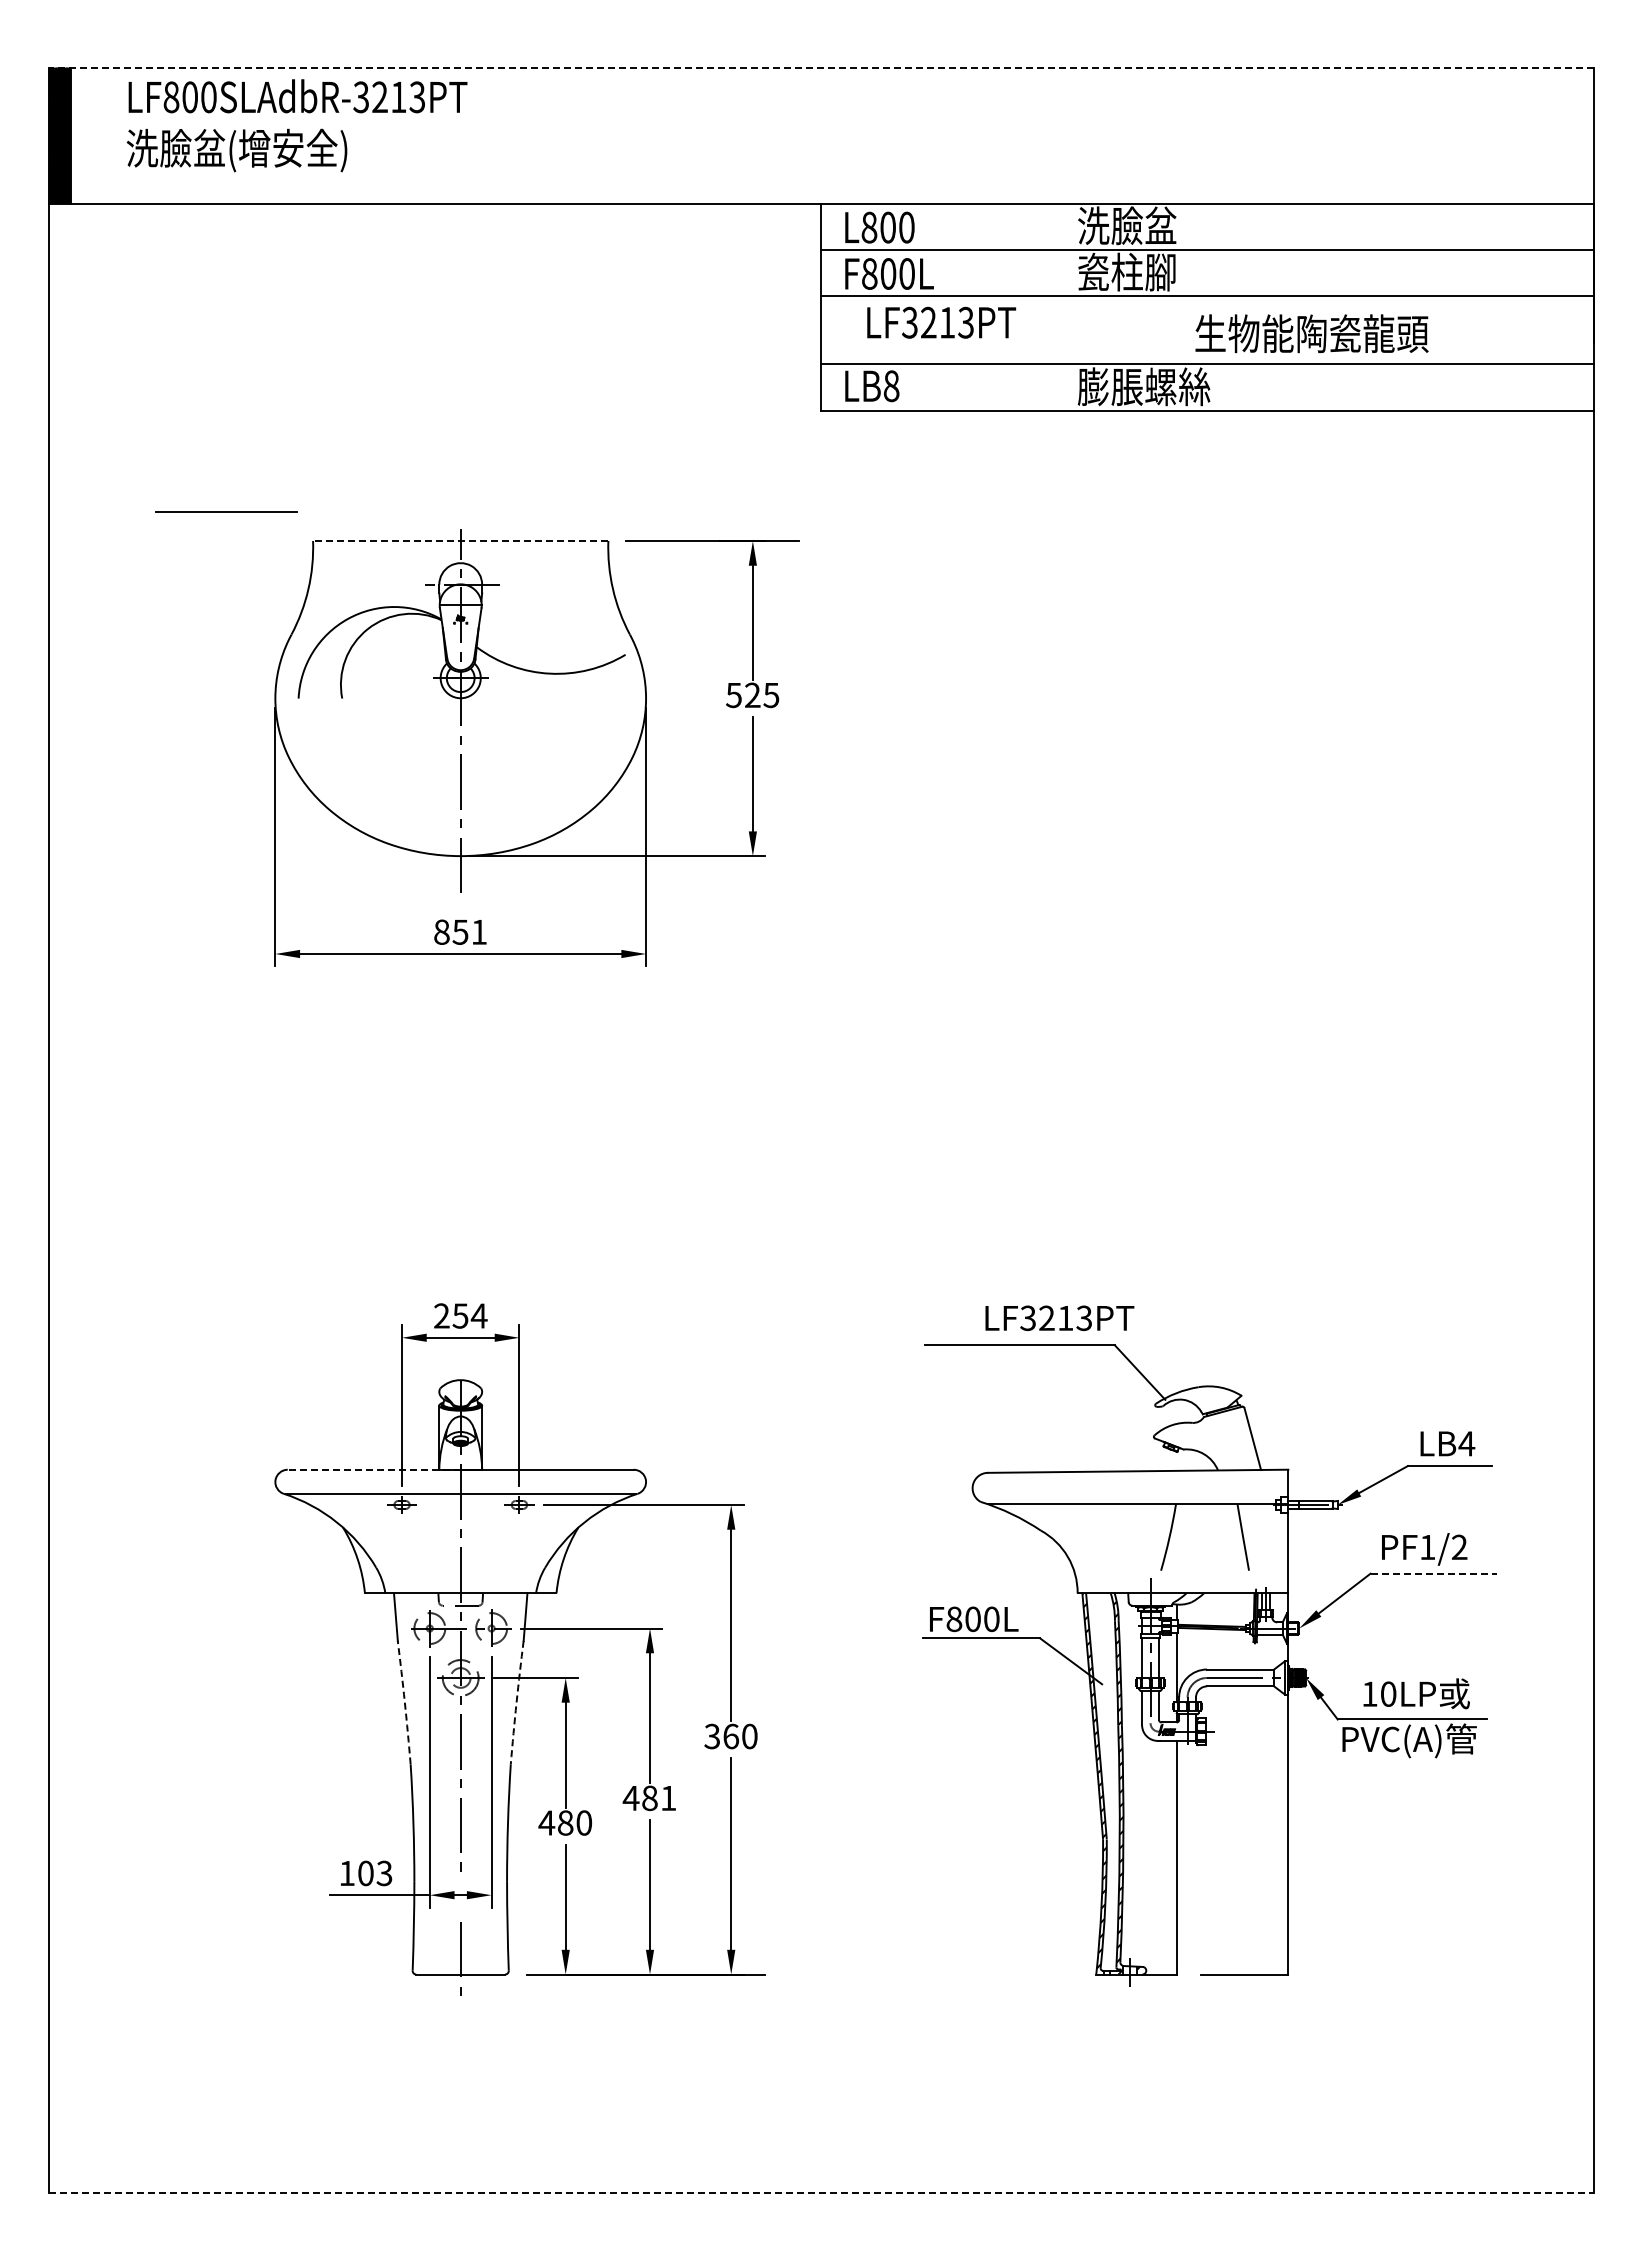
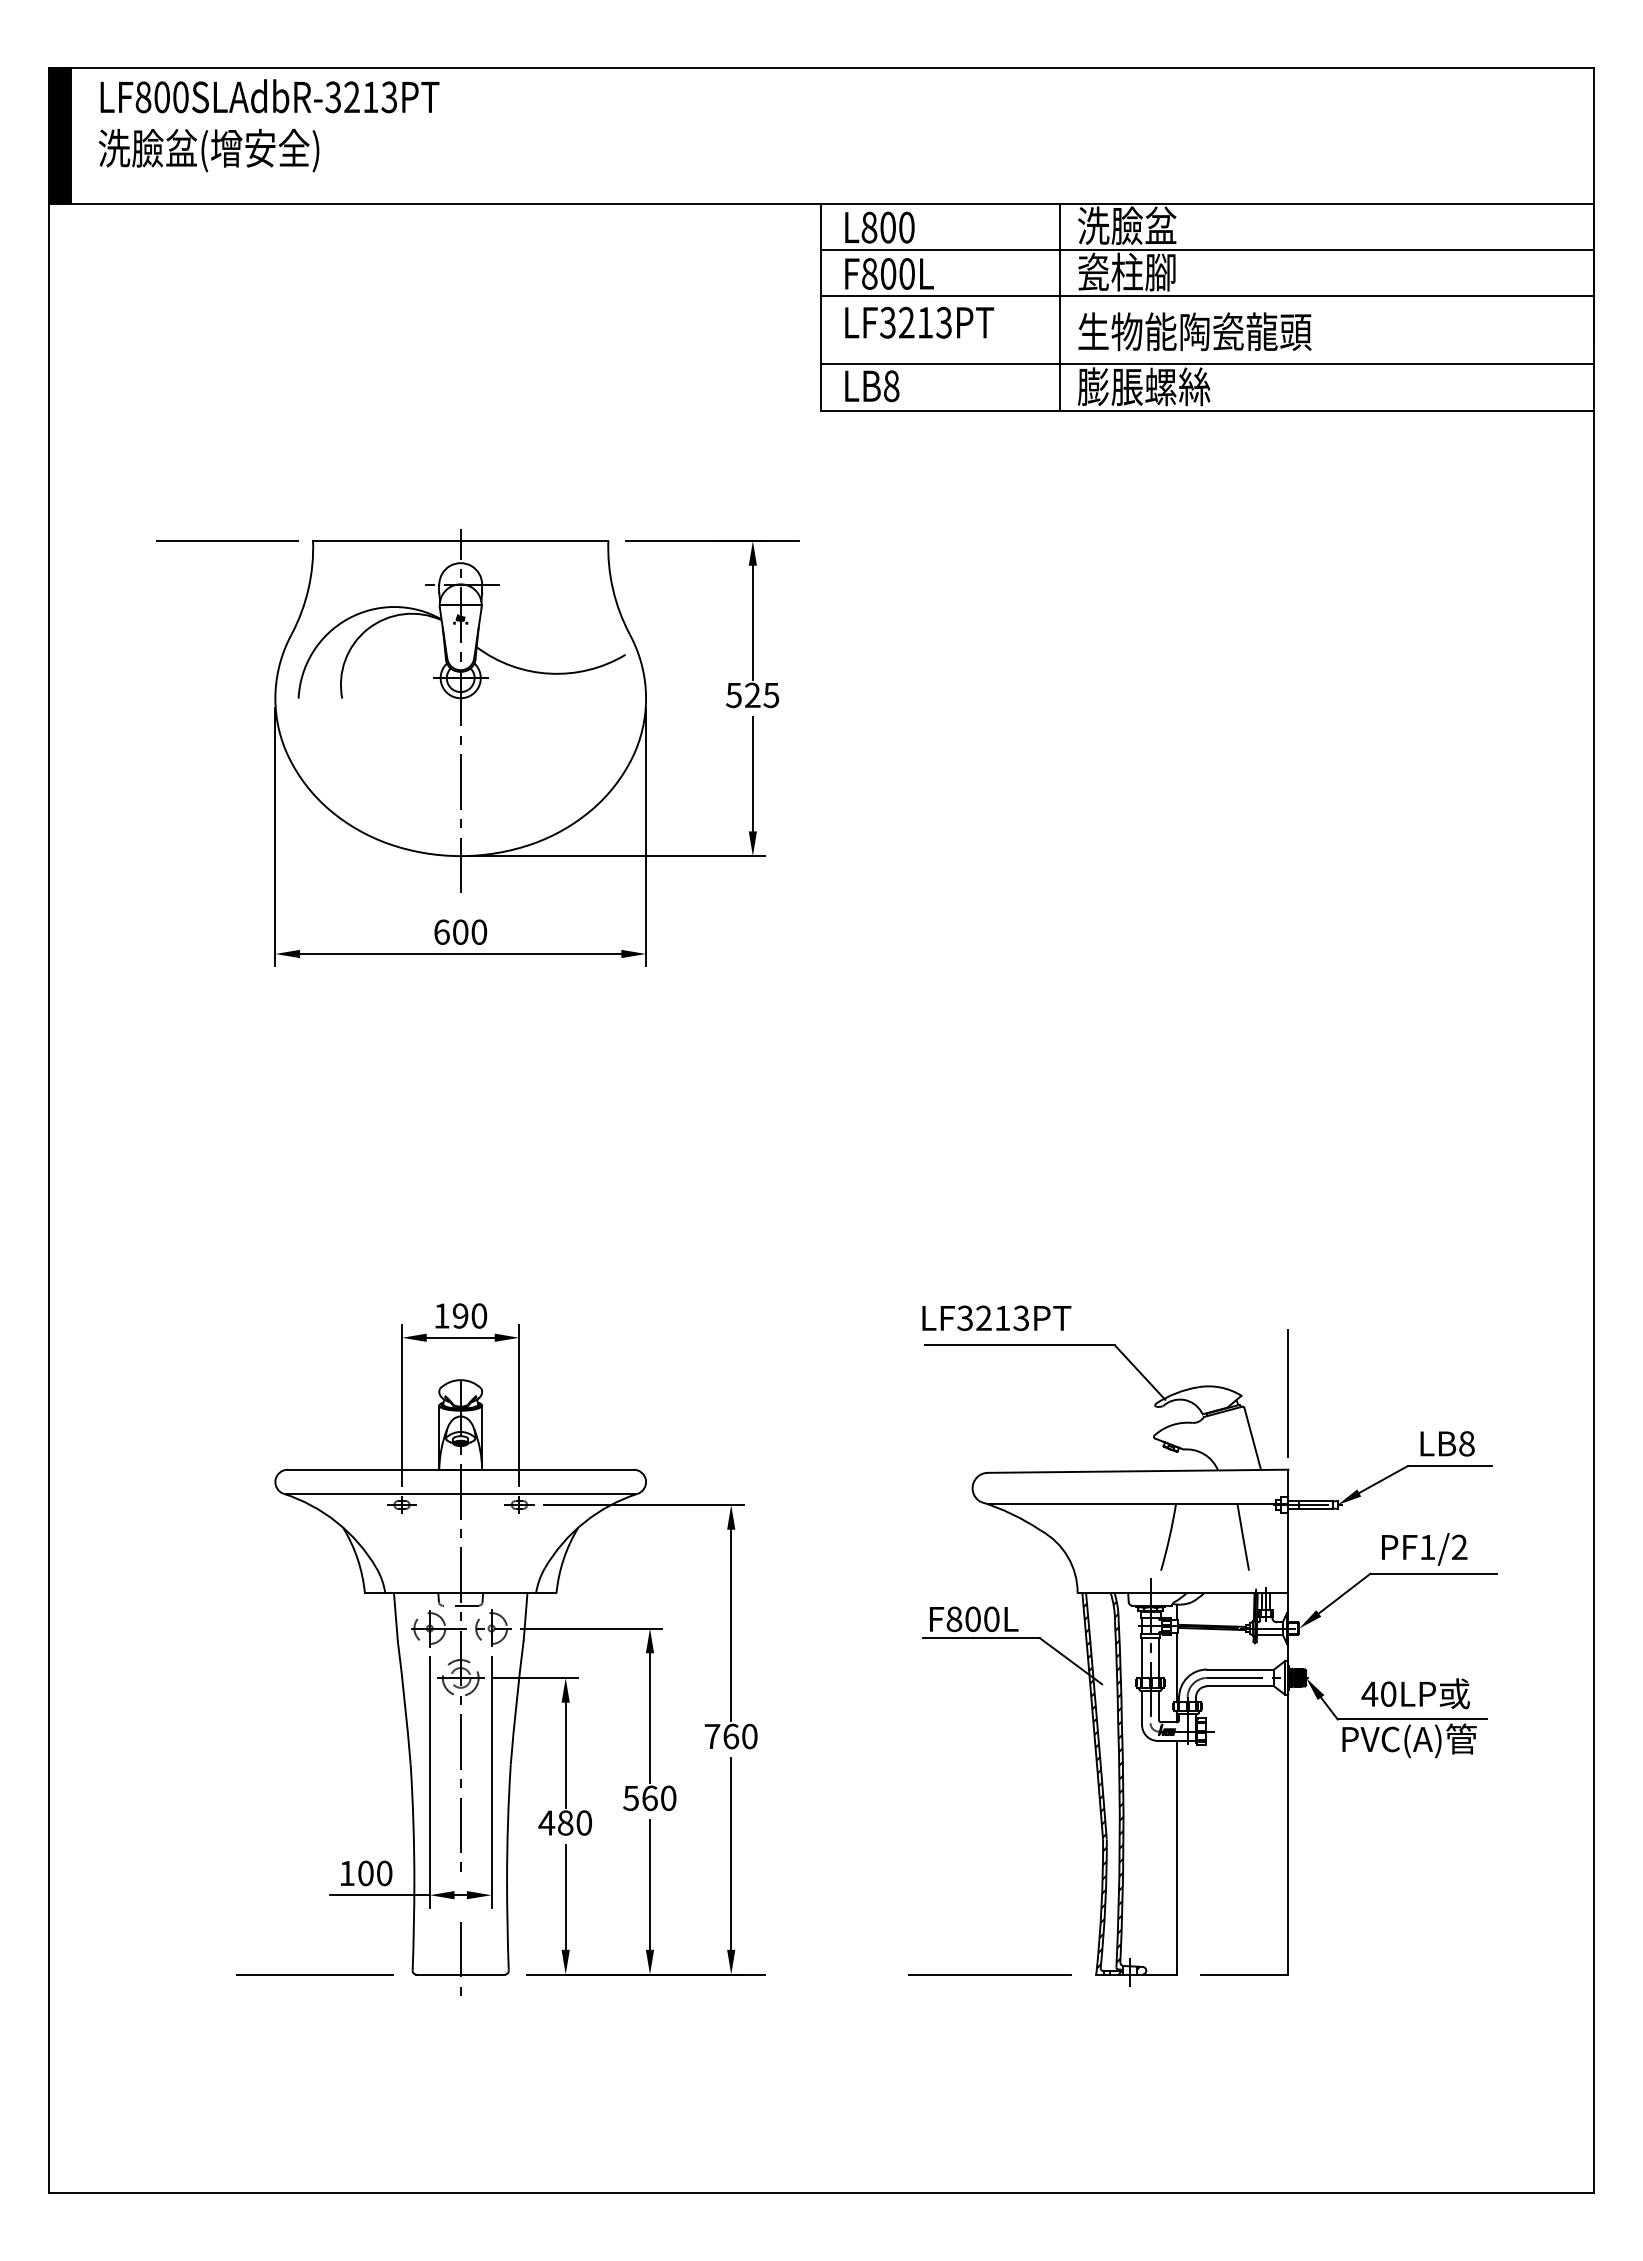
line: dashed -> solid (820, 67)
text position: (296, 125) -> (268, 125) (268, 125)
line: none -> present (1059, 306)
text position: (941, 322) -> (919, 322) (919, 322)
text position: (1311, 333) -> (1194, 331) (1194, 331)
line position: (226, 511) -> (227, 540) (227, 540)
line: dashed -> solid (460, 541)
text: 851 -> 600 (460, 931)
text: 254 -> 190 (460, 1315)
text position: (1059, 1317) -> (996, 1317) (996, 1317)
line: none -> present (1288, 1393)
text: LB4 -> LB8 (1466, 1443)
line: dashed -> solid (373, 1469)
line: dashed -> solid (1434, 1573)
text: 10LP -> 40LP (1369, 1693)
arc: dashed -> solid (404, 1702)
arc: dashed -> solid (516, 1702)
text: 360 -> 760 (712, 1736)
text: 481 -> 560 (649, 1798)
text: 103 -> 100 (384, 1873)
line: none -> present (314, 1974)
line: none -> present (990, 1974)
line: dashed -> solid (821, 2193)
